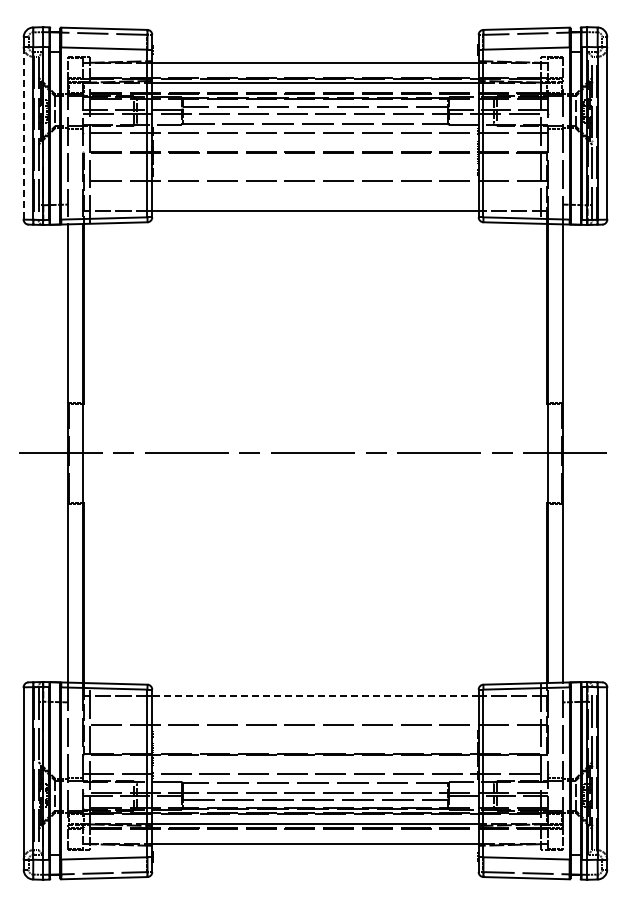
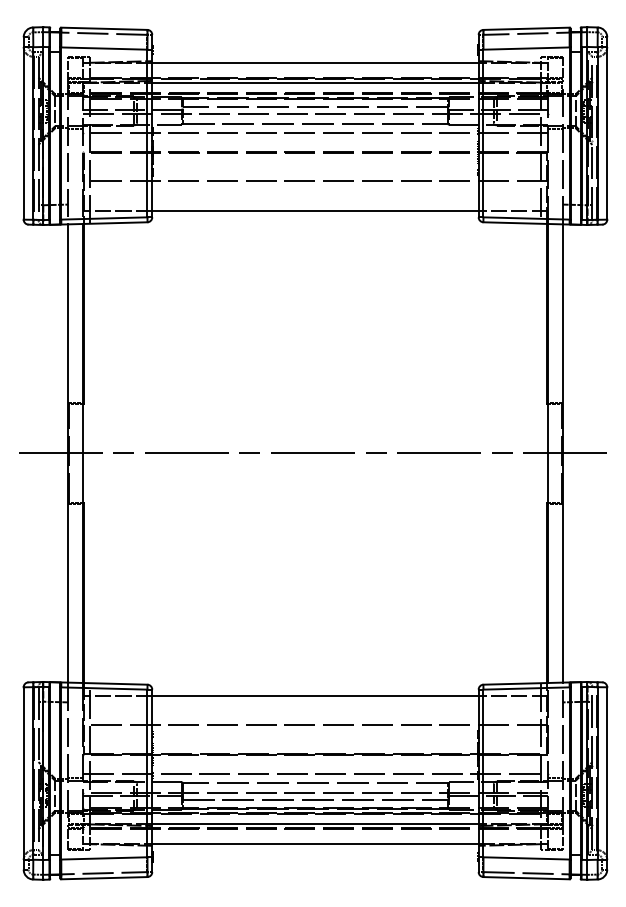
line: dashed -> solid (23, 133)
line: dashed -> solid (314, 695)
